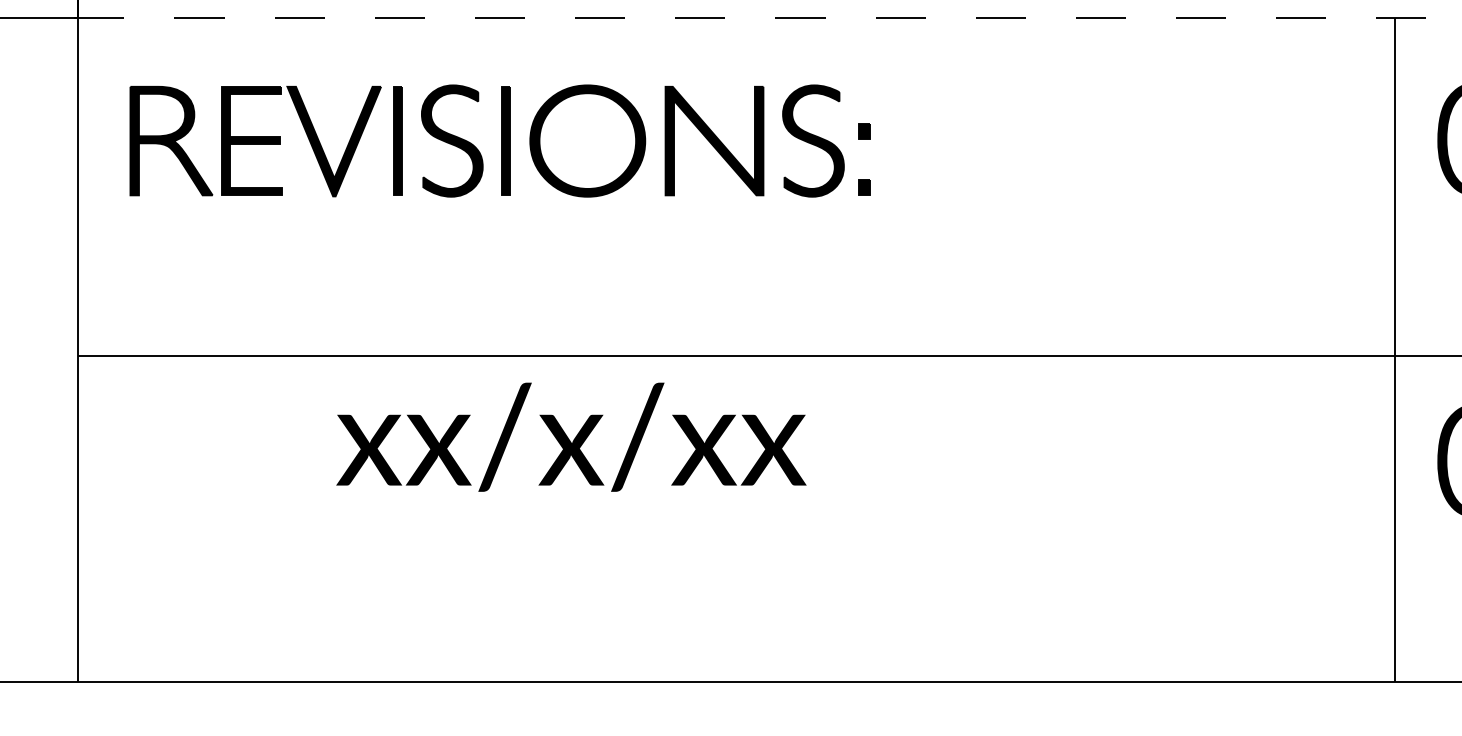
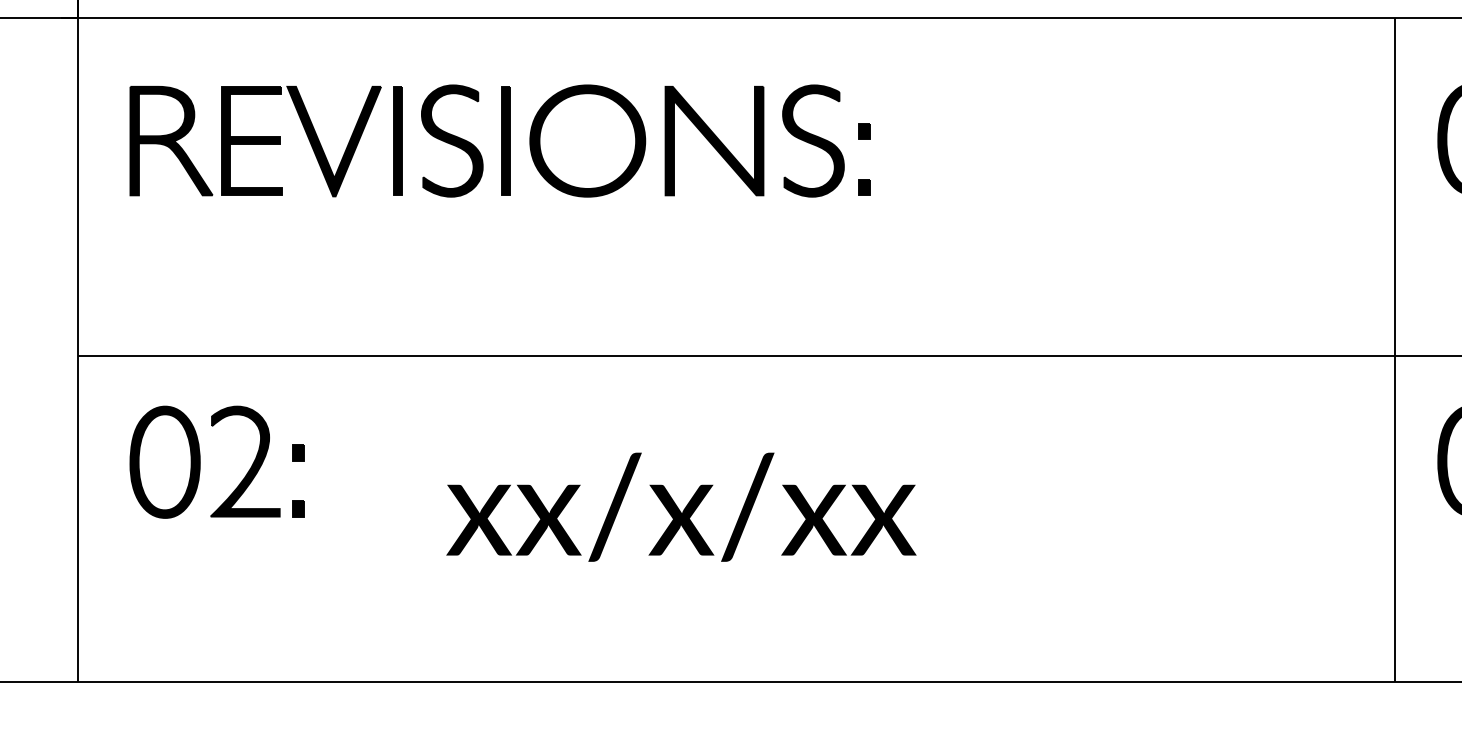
line: dashed -> solid (760, 17)
text position: (571, 436) -> (681, 506) (681, 506)
part: none -> present (200, 461)
